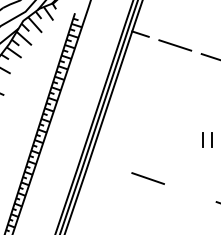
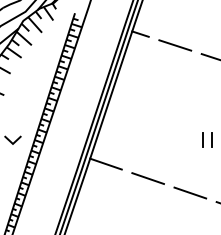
line: none -> present (10, 140)
line: none -> present (105, 163)
line: none -> present (190, 192)
